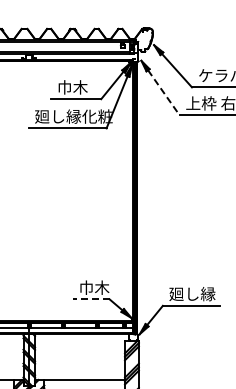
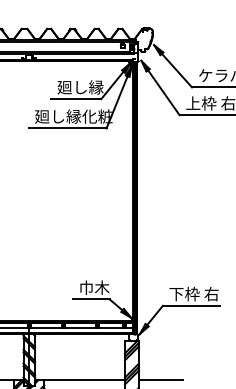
text: 巾木 -> 廻し縁 (80, 87)
line: dashed -> solid (164, 93)
text: 廻し縁 -> 下枠 右 (193, 293)
line: dashed -> solid (91, 299)
line: none -> present (160, 379)
